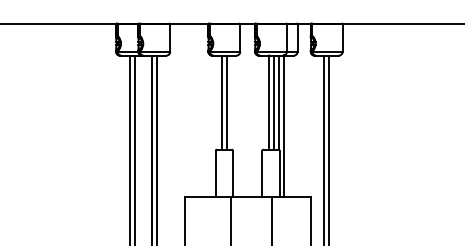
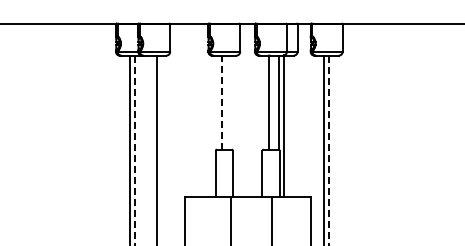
line: solid -> dashed (221, 102)
line: present -> none (226, 102)
line: present -> none (273, 102)
line: present -> none (151, 148)
line: solid -> dashed (134, 150)
line: solid -> dashed (329, 150)
